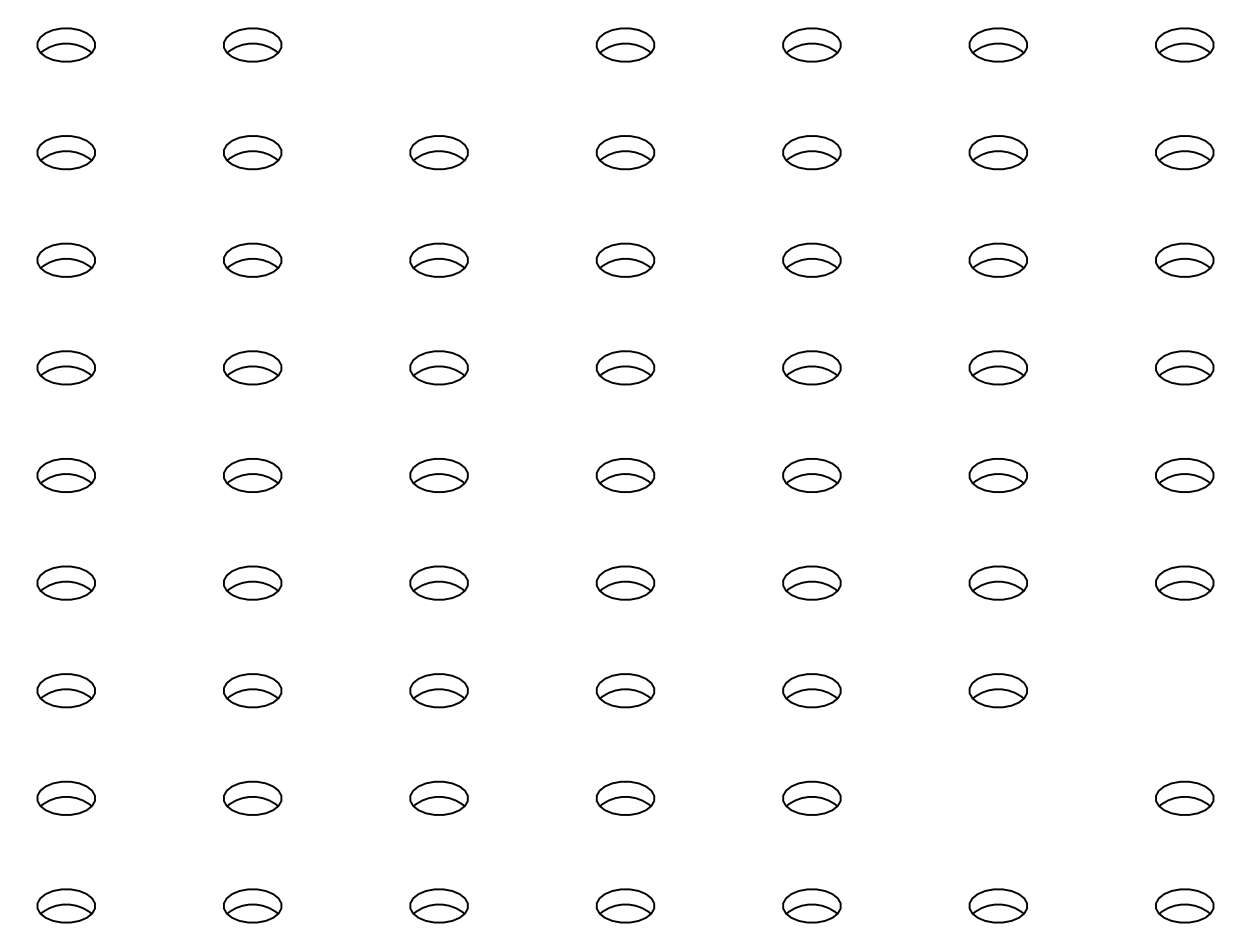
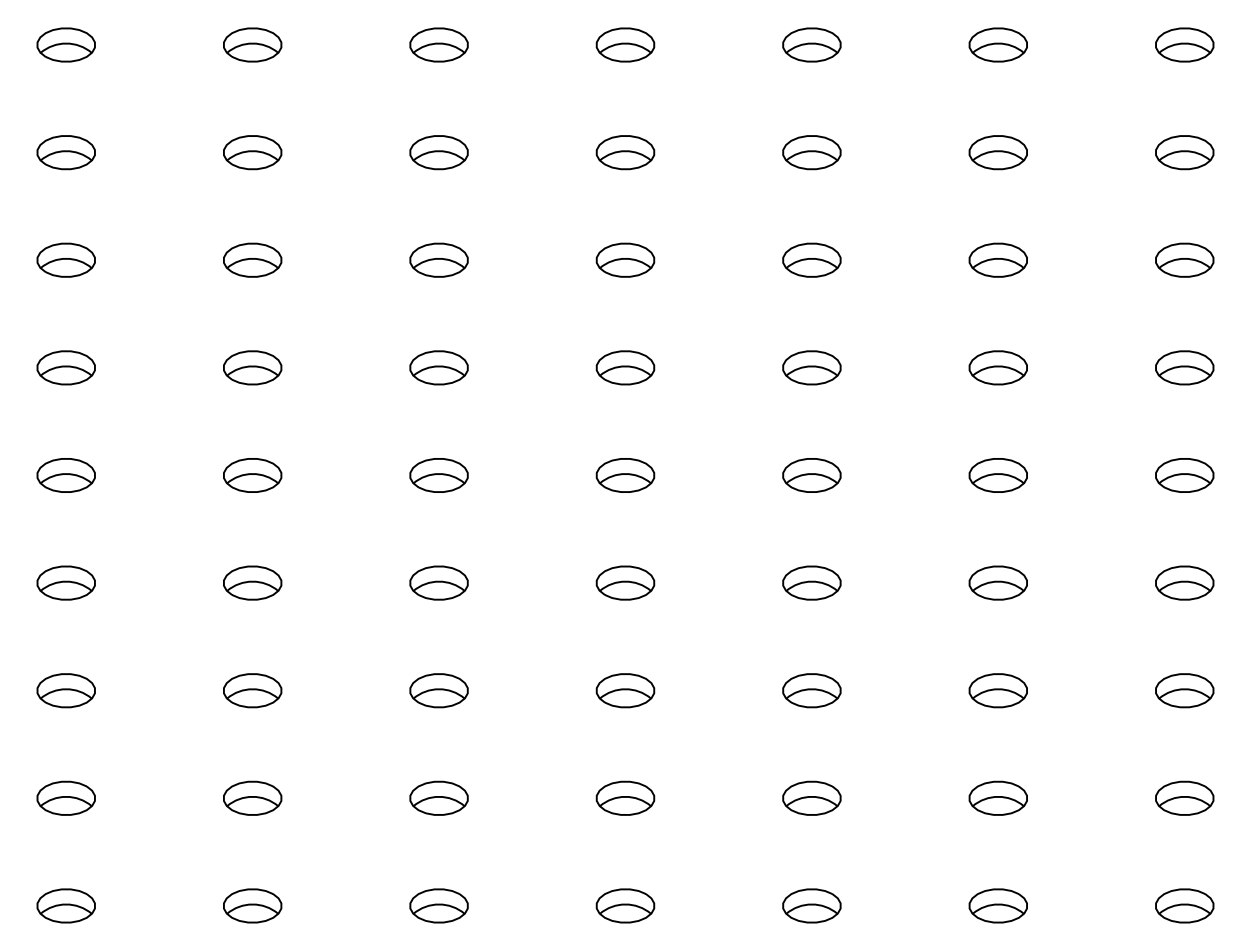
part: none -> present (438, 44)
part: none -> present (1184, 690)
part: none -> present (997, 797)
